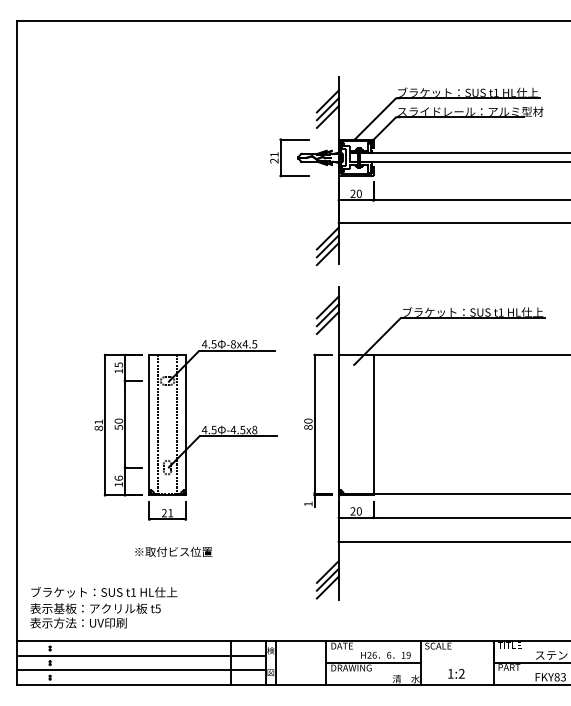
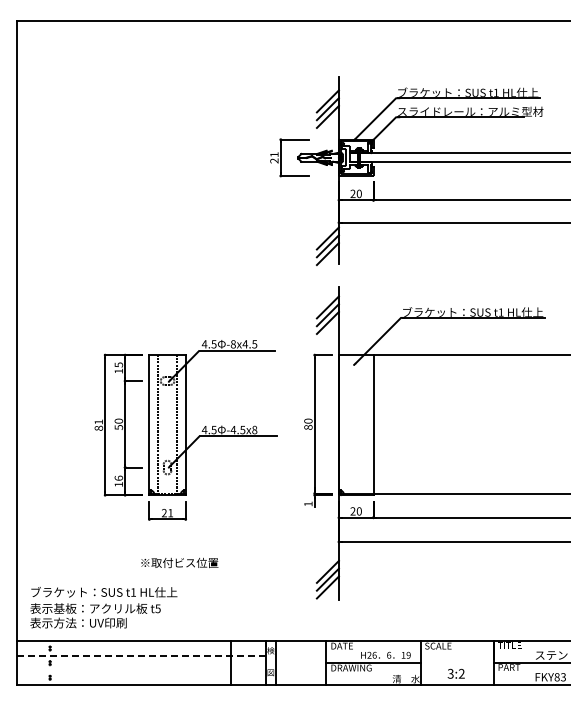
text position: (173, 551) -> (179, 562) (179, 562)
line: solid -> dashed (141, 655)
line: present -> none (141, 670)
text: 1:2 -> 3:2 (450, 673)
